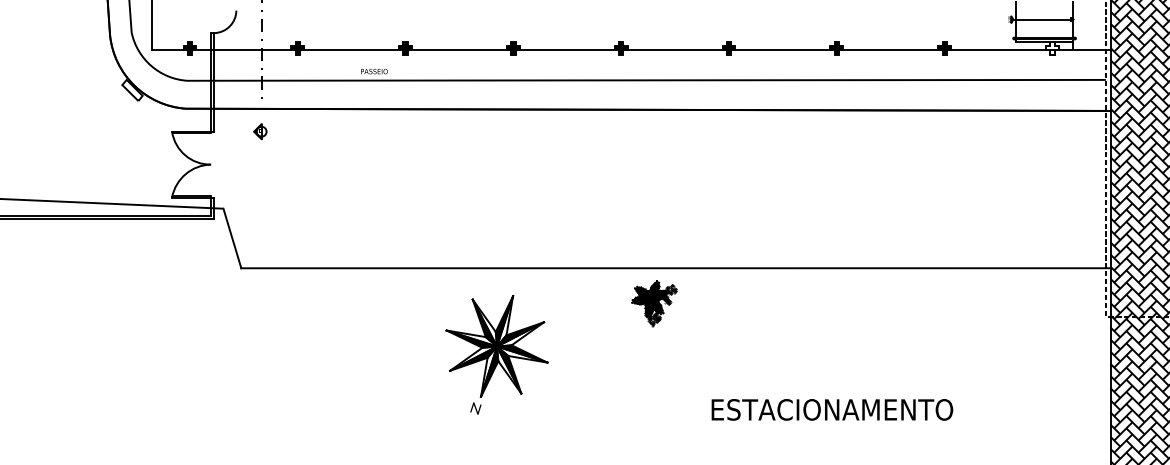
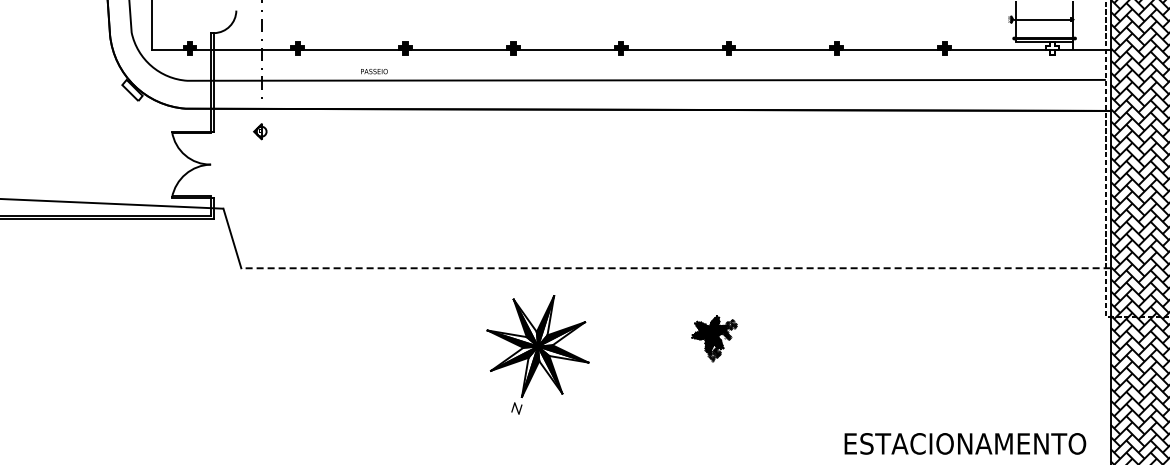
line: solid -> dashed (675, 268)
part position: (654, 303) -> (714, 338) (714, 338)
part position: (496, 354) -> (537, 354) (537, 354)
text position: (832, 409) -> (965, 443) (965, 443)
